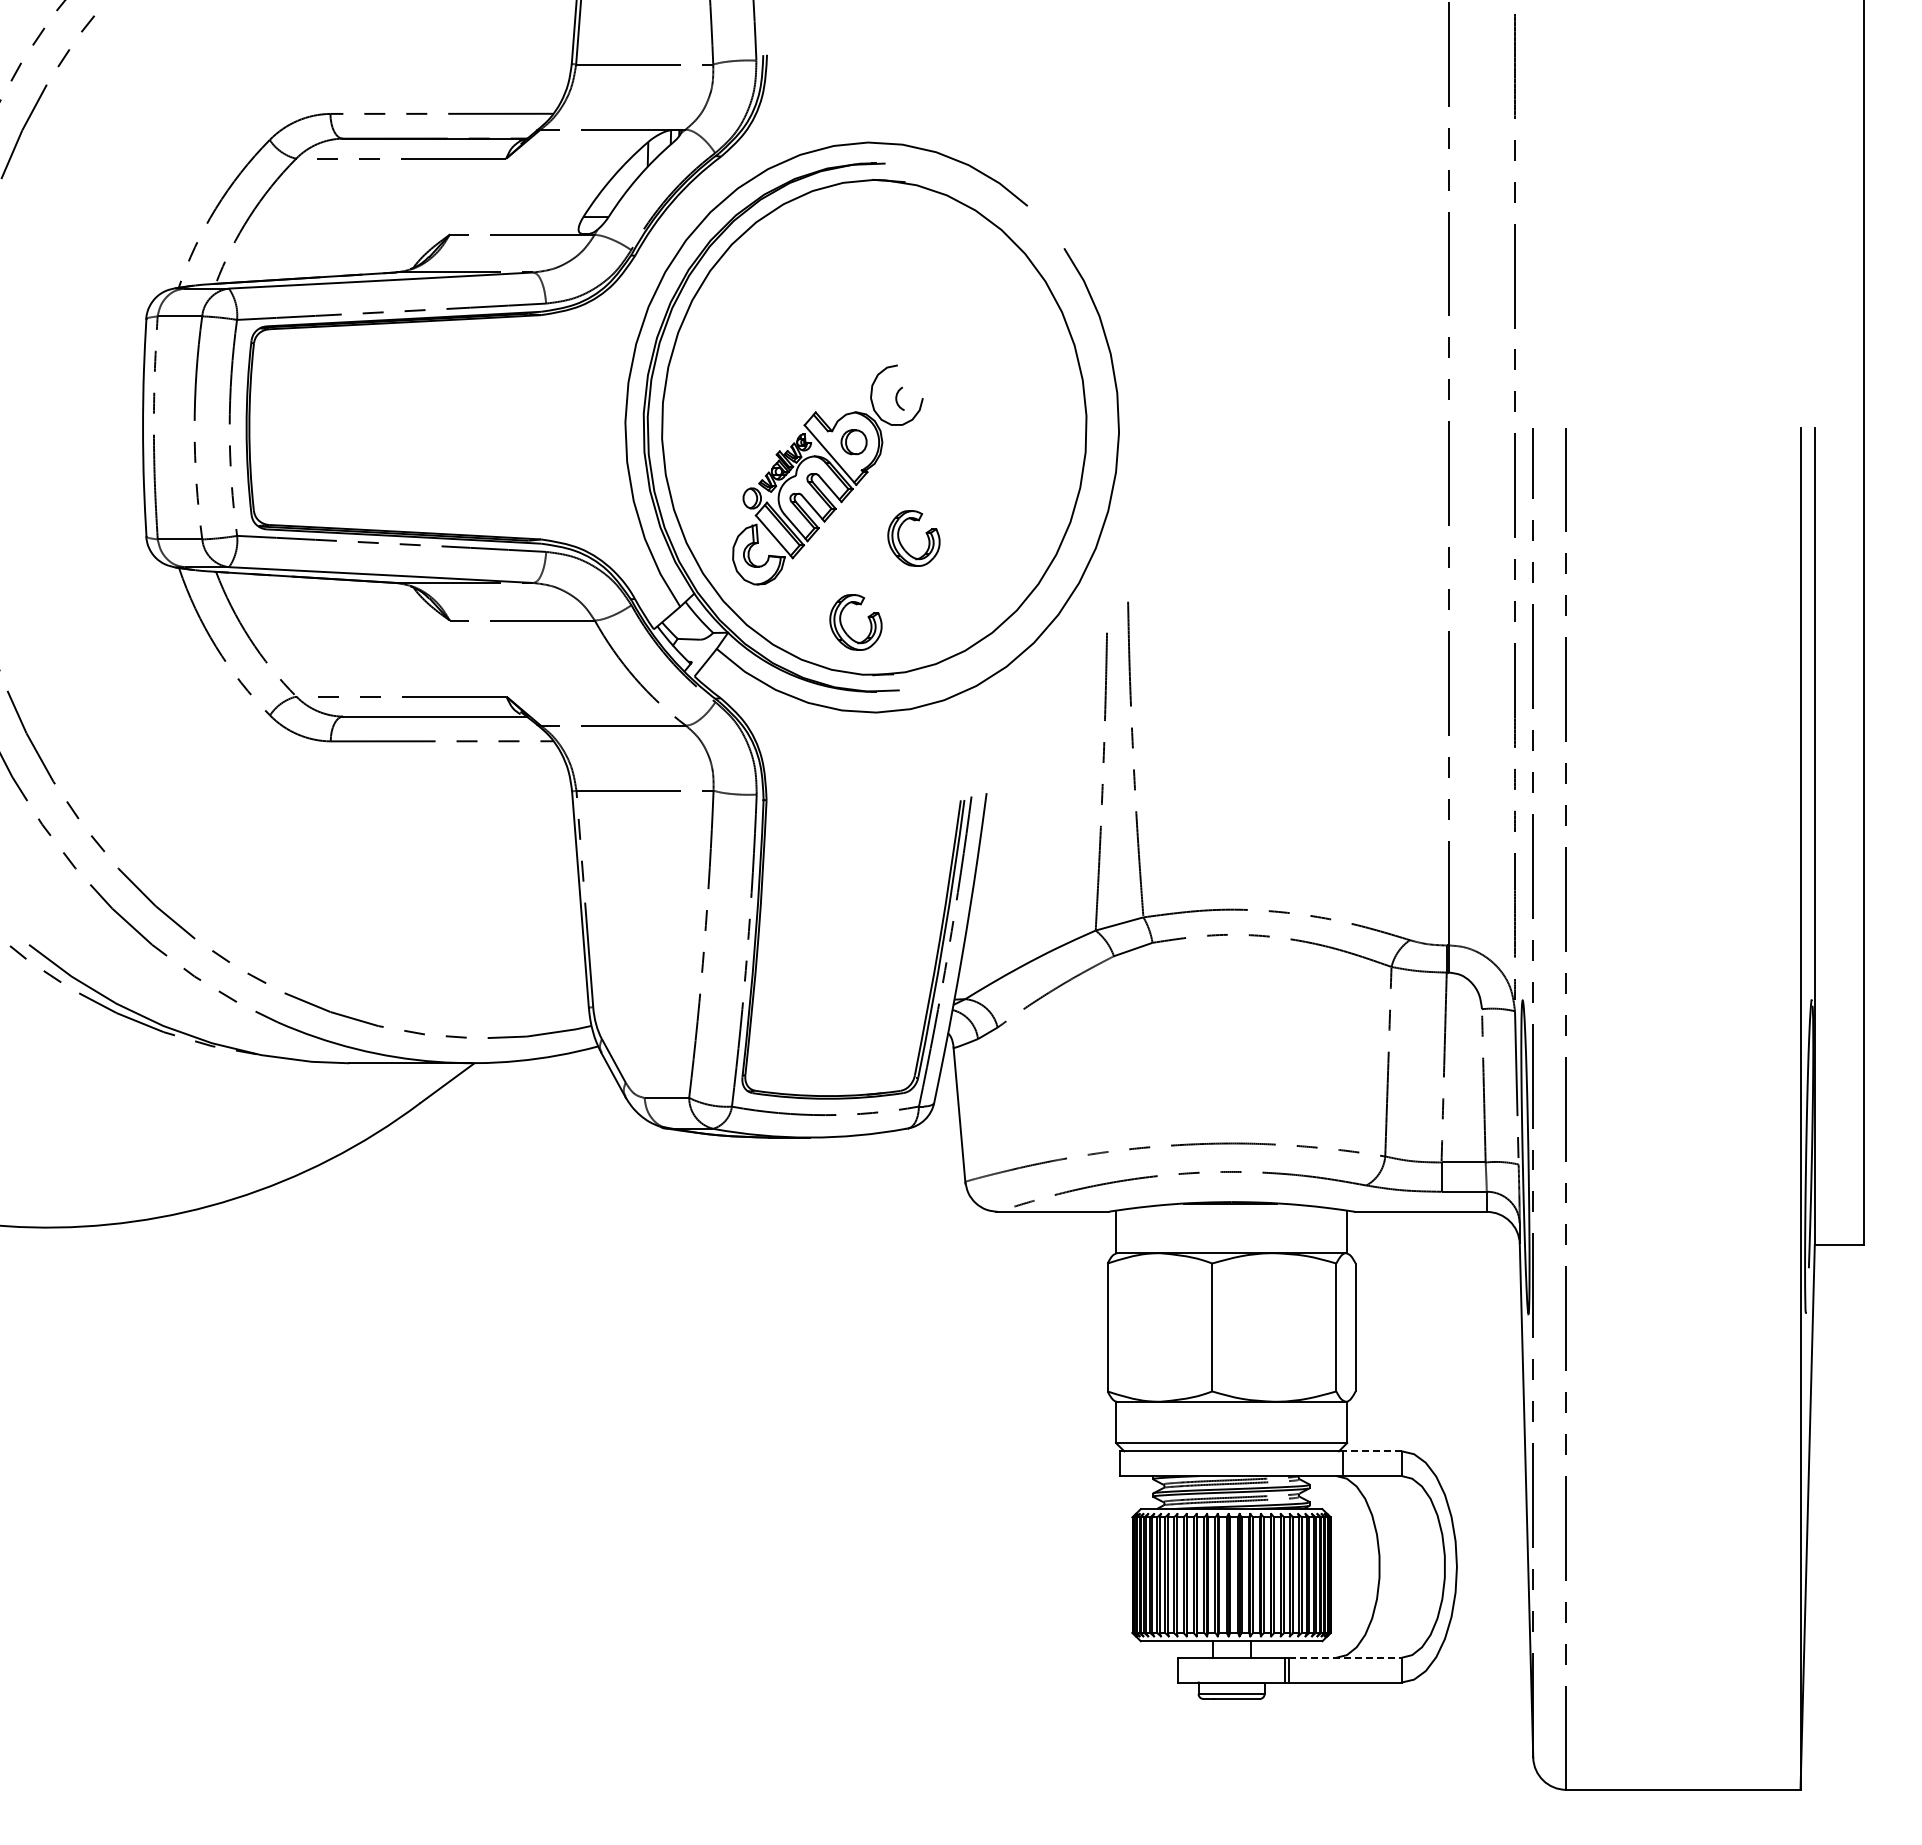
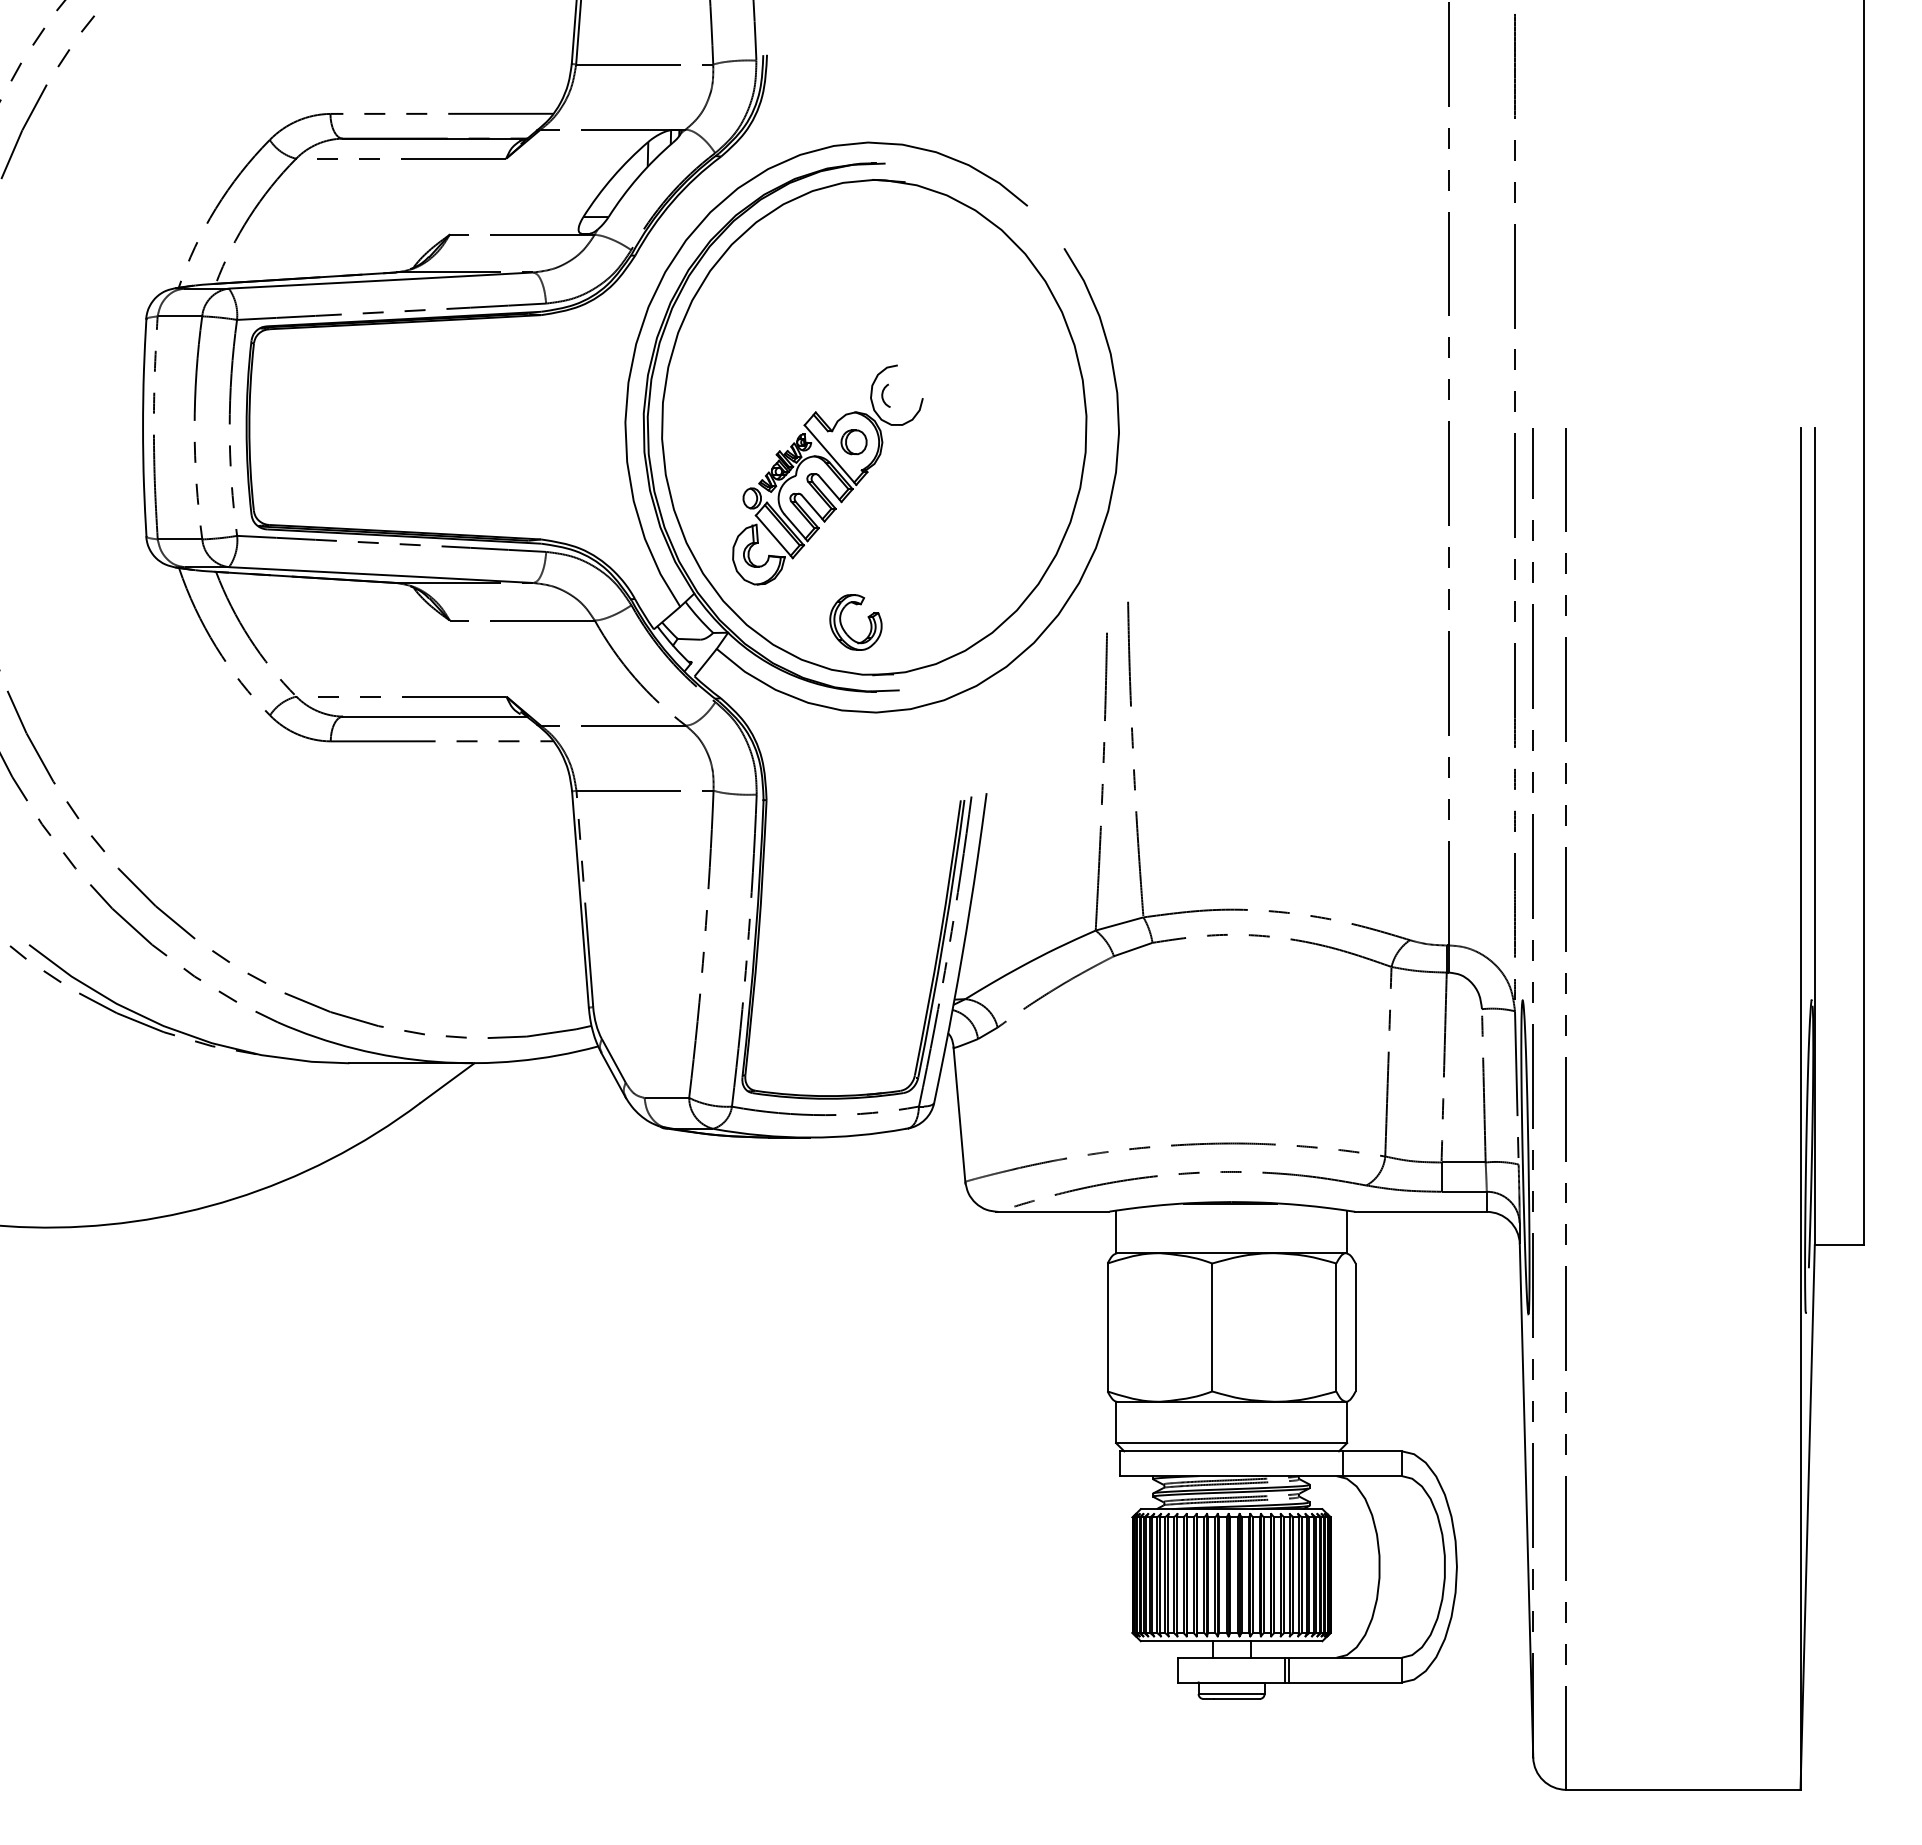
arc position: (897, 398) -> (883, 395) (883, 395)
part: present -> none (903, 546)
line: dashed -> solid (1372, 1451)
line: dashed -> solid (1345, 1657)
